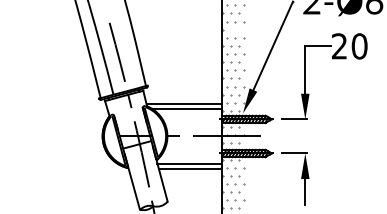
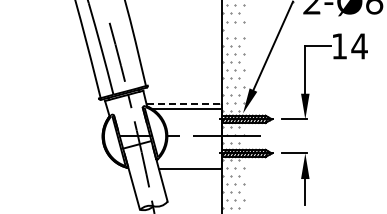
text: 20 -> 14 (349, 46)
line: solid -> dashed (184, 103)
line: present -> none (189, 163)
